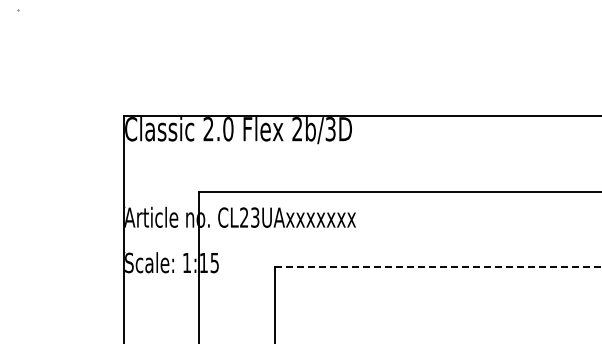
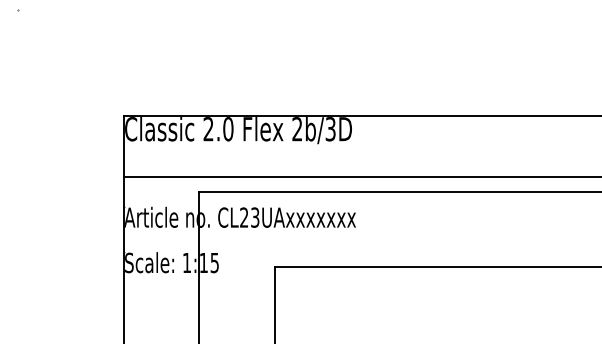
line: none -> present (360, 176)
line: dashed -> solid (438, 267)
